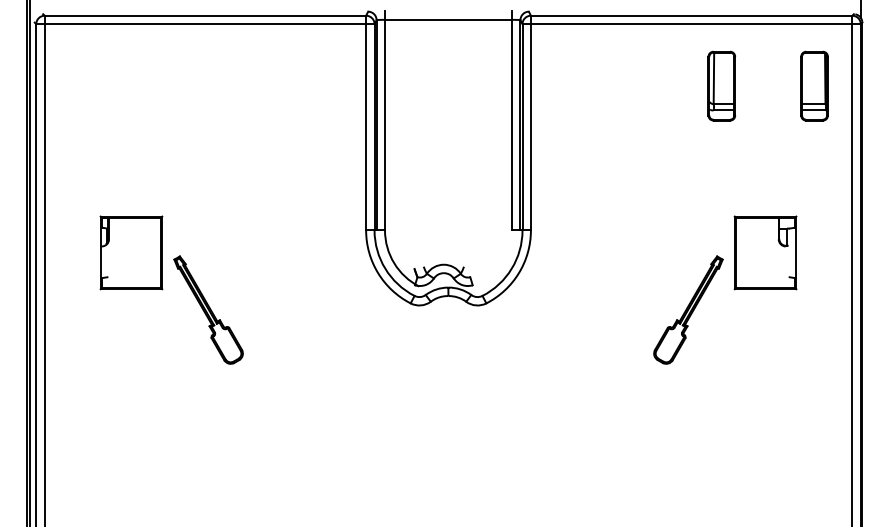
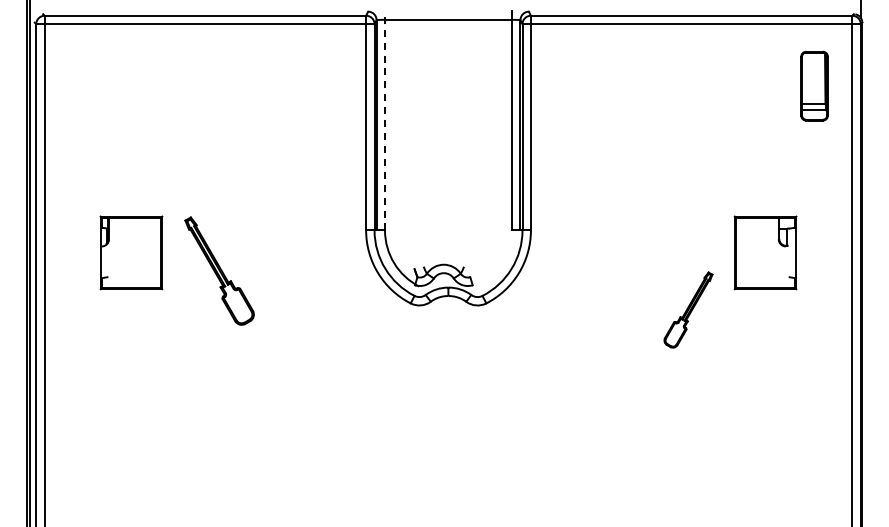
part: present -> none (721, 85)
line: solid -> dashed (385, 120)
part position: (208, 309) -> (219, 270) (219, 270)
part size: 71x110 px -> 51x78 px (688, 309)
